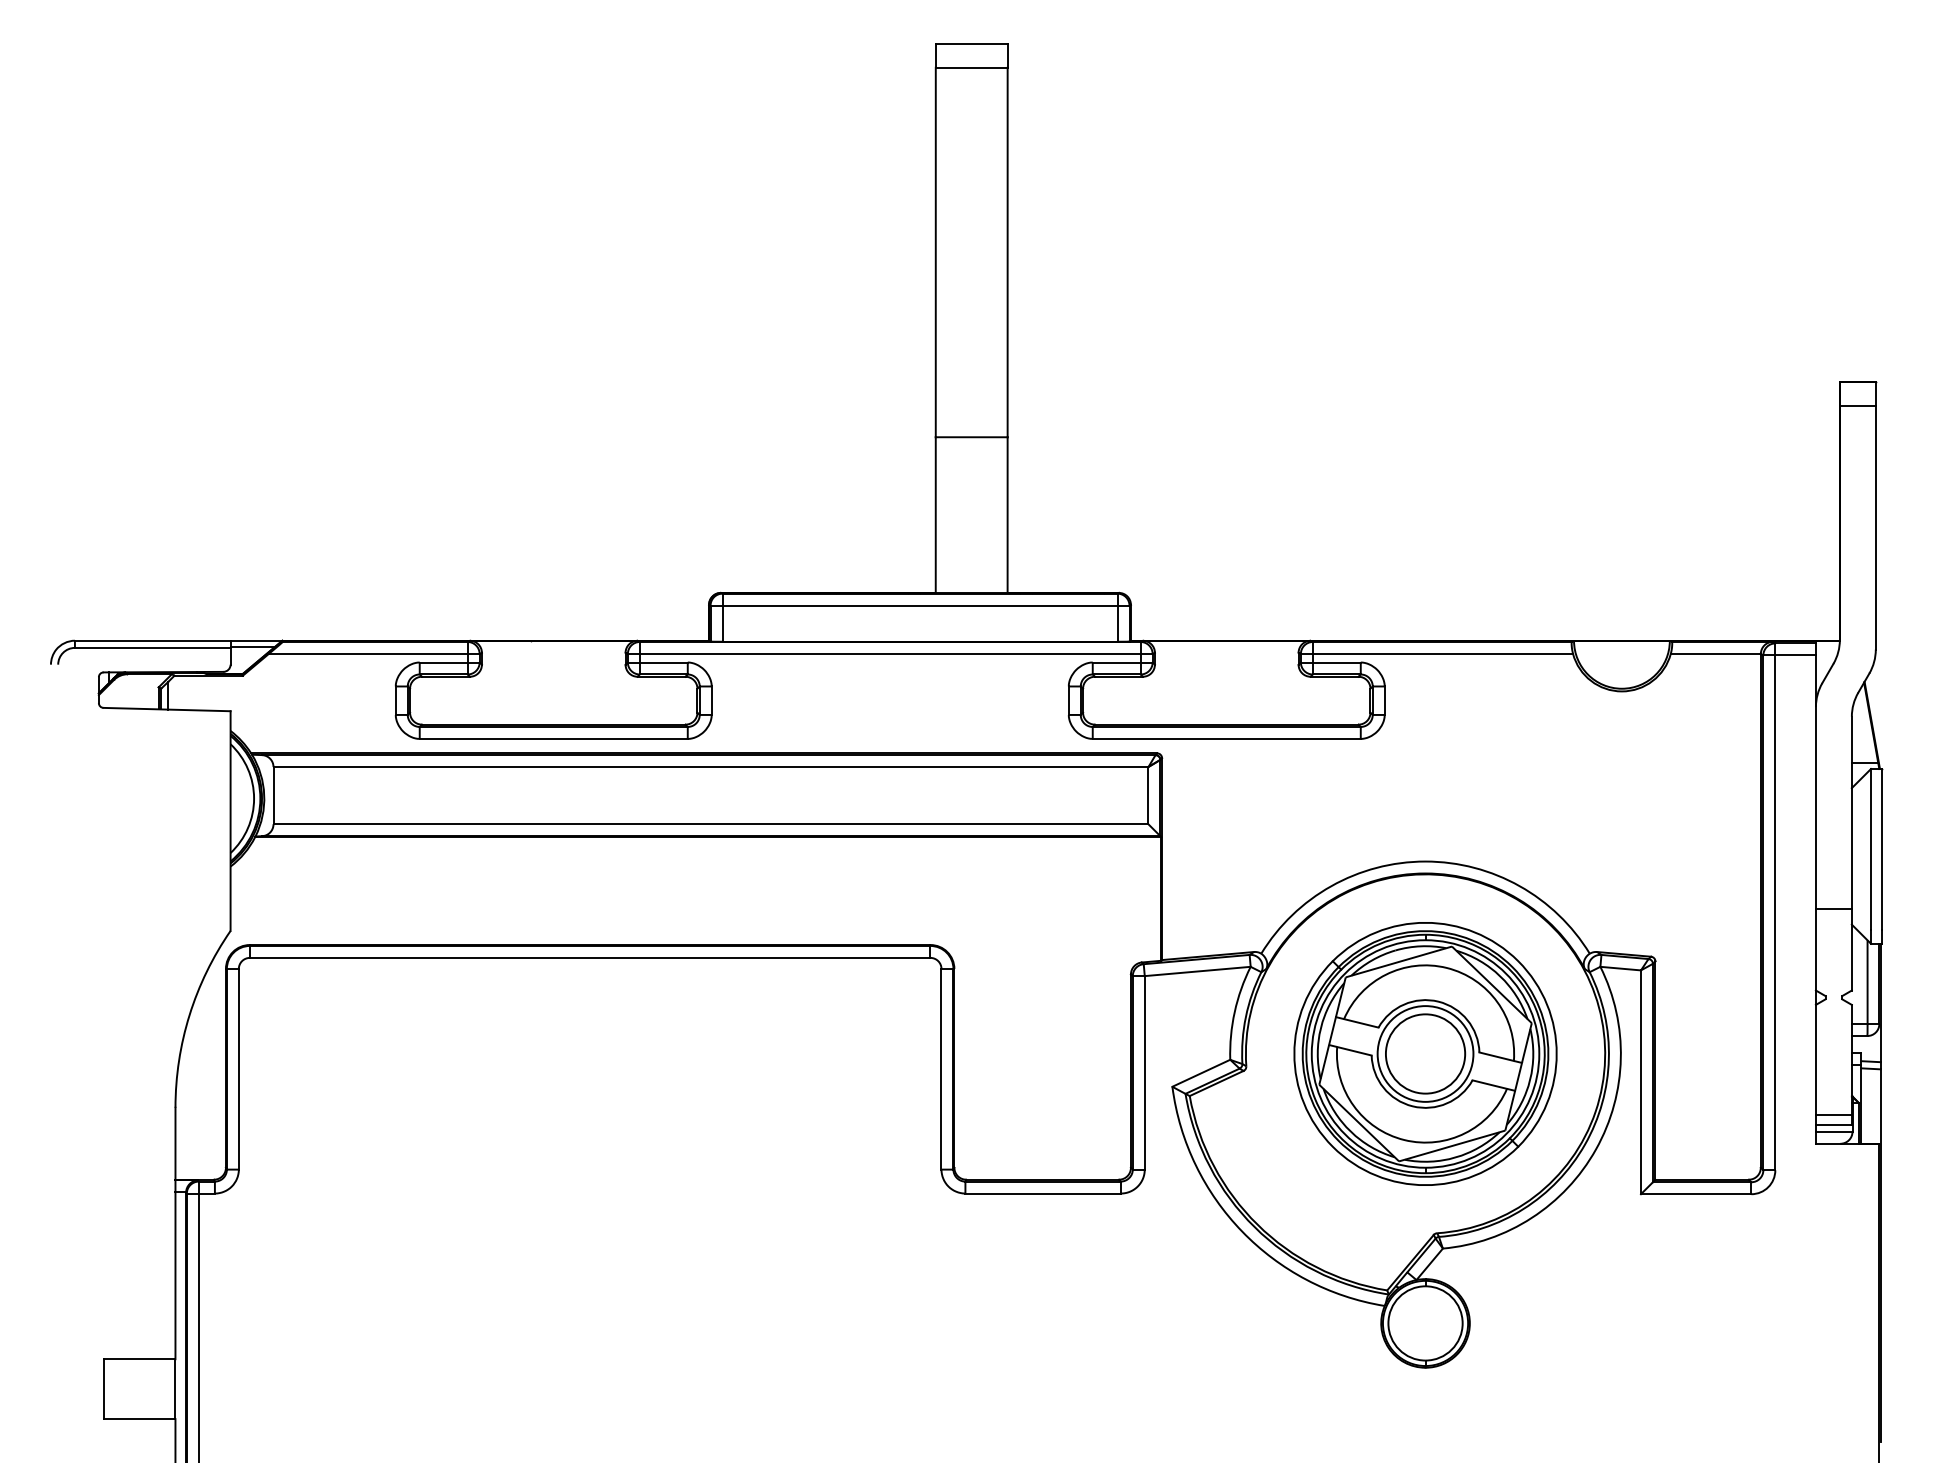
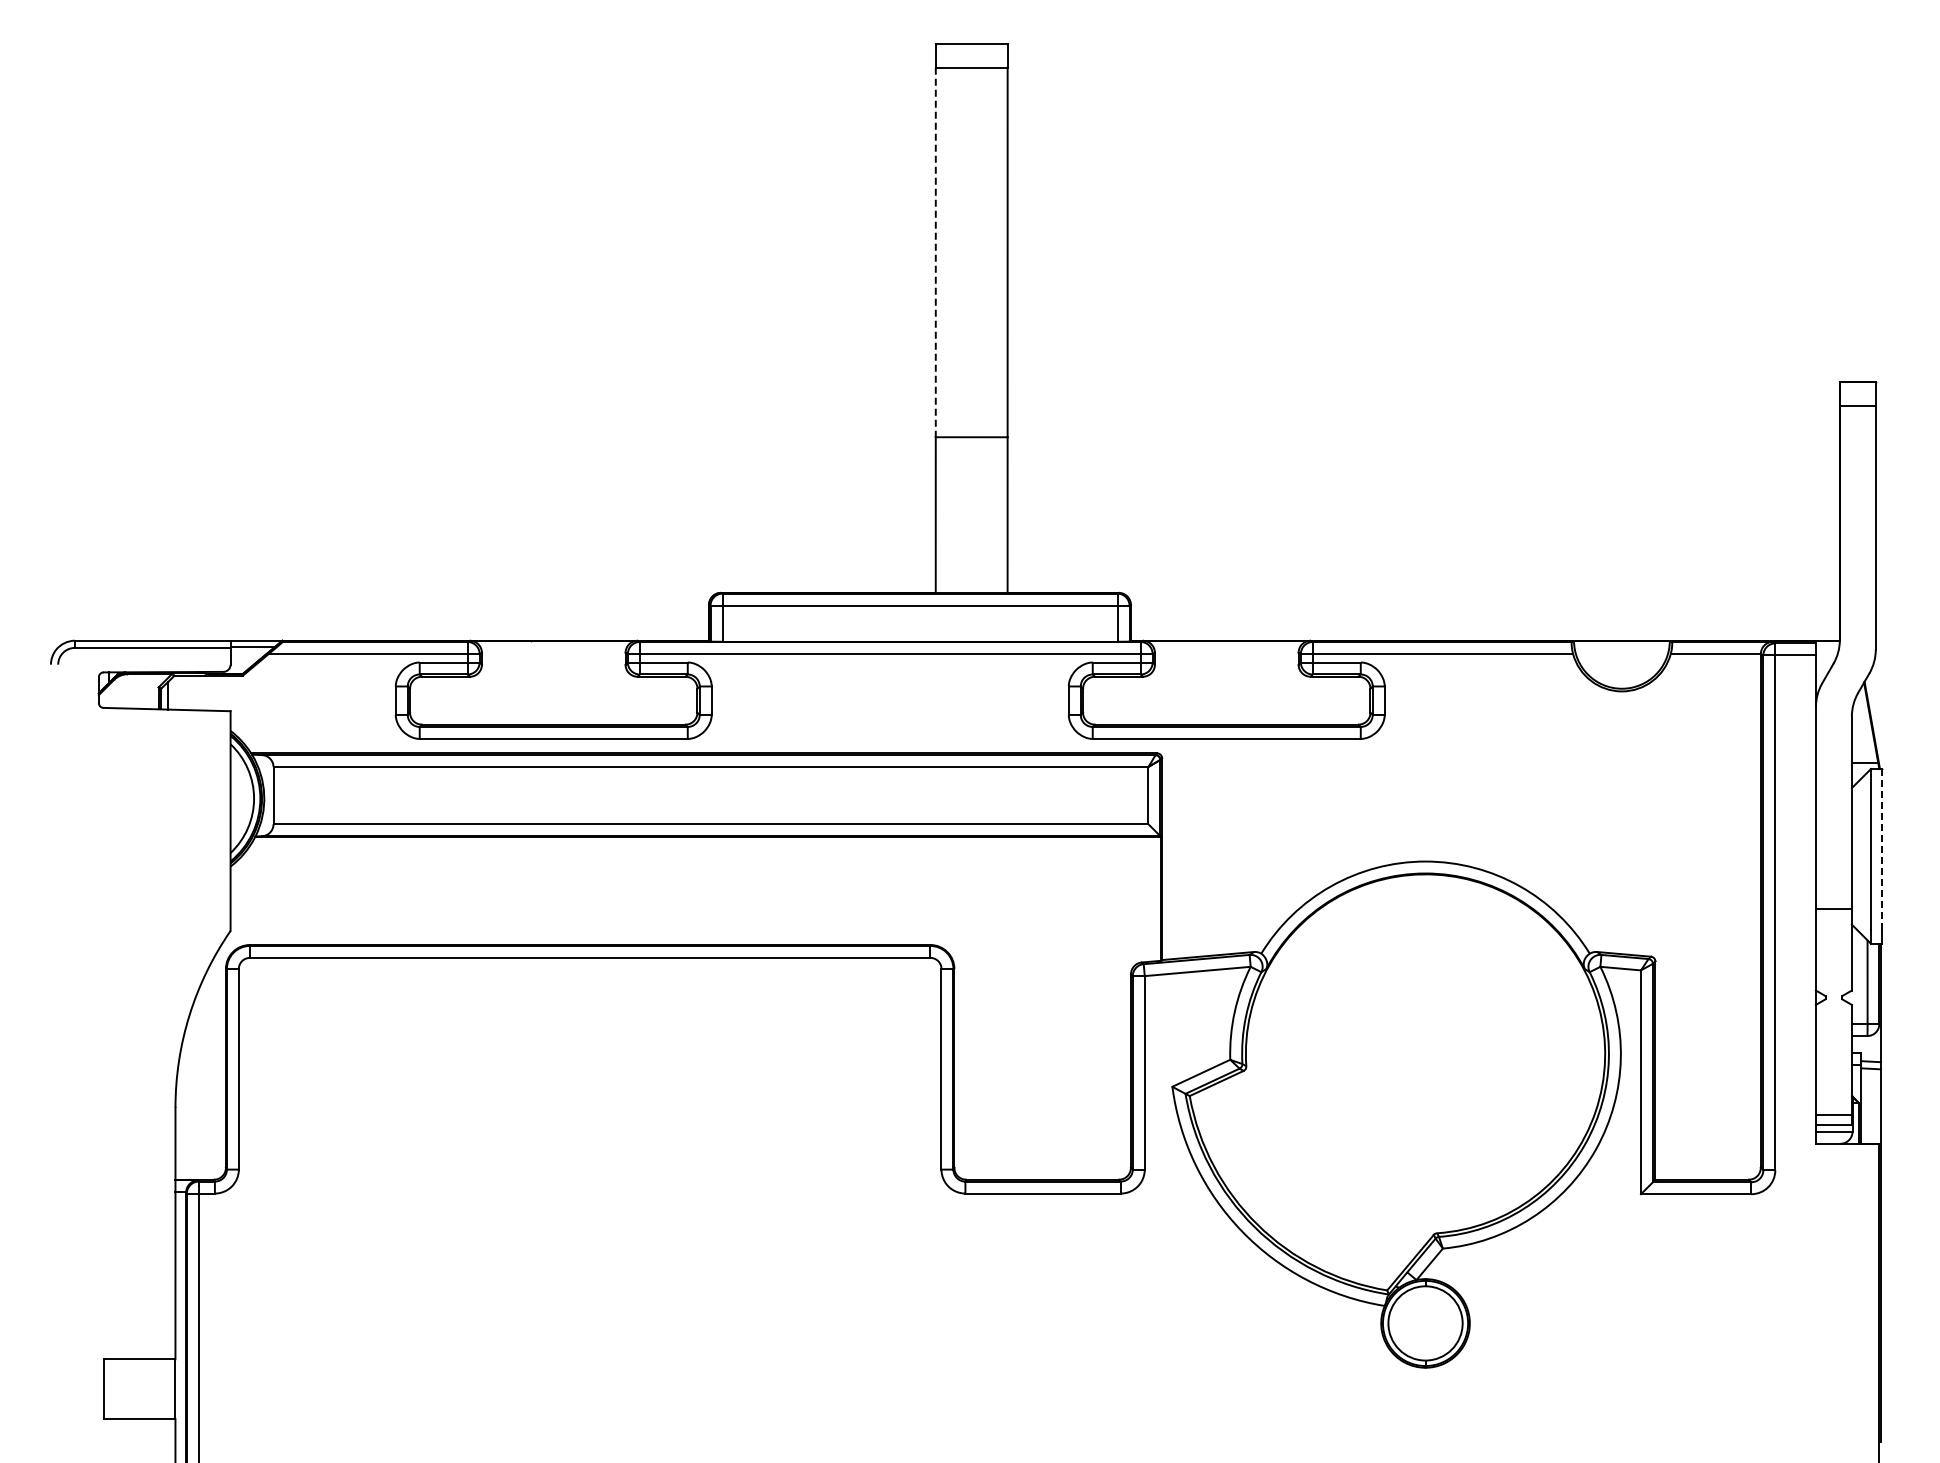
line: solid -> dashed (935, 252)
line: solid -> dashed (1881, 849)
part: present -> none (1425, 1053)
